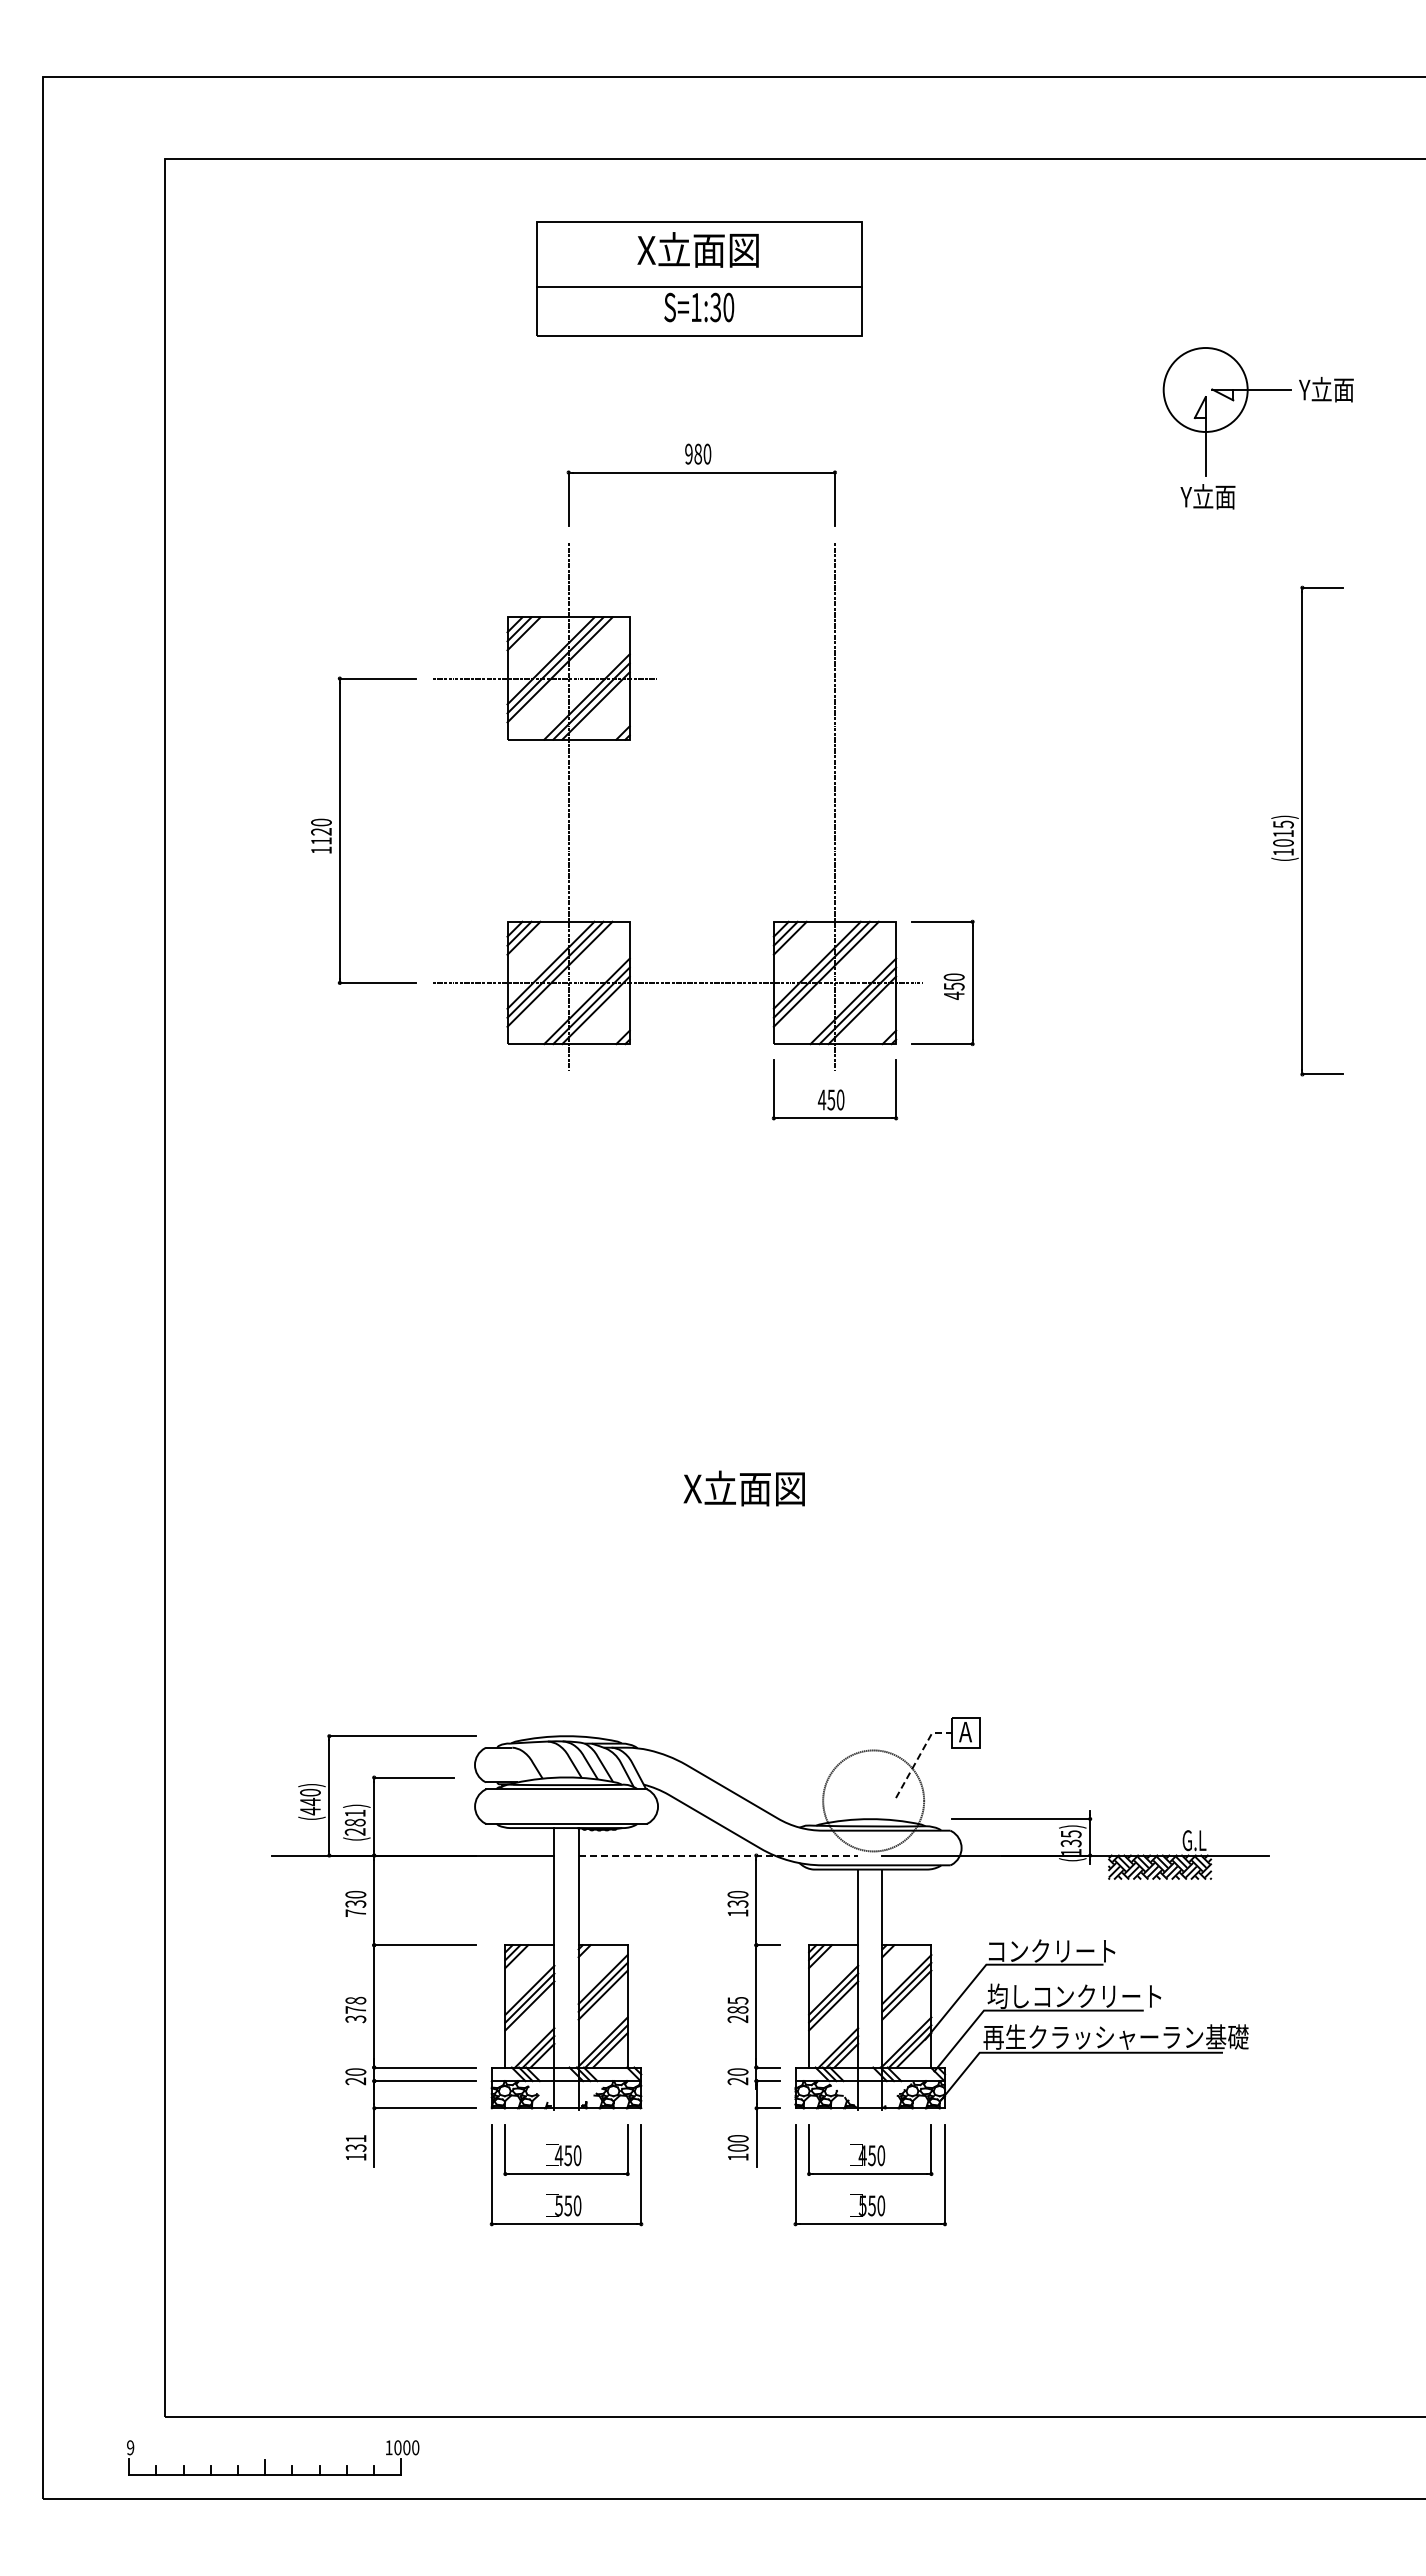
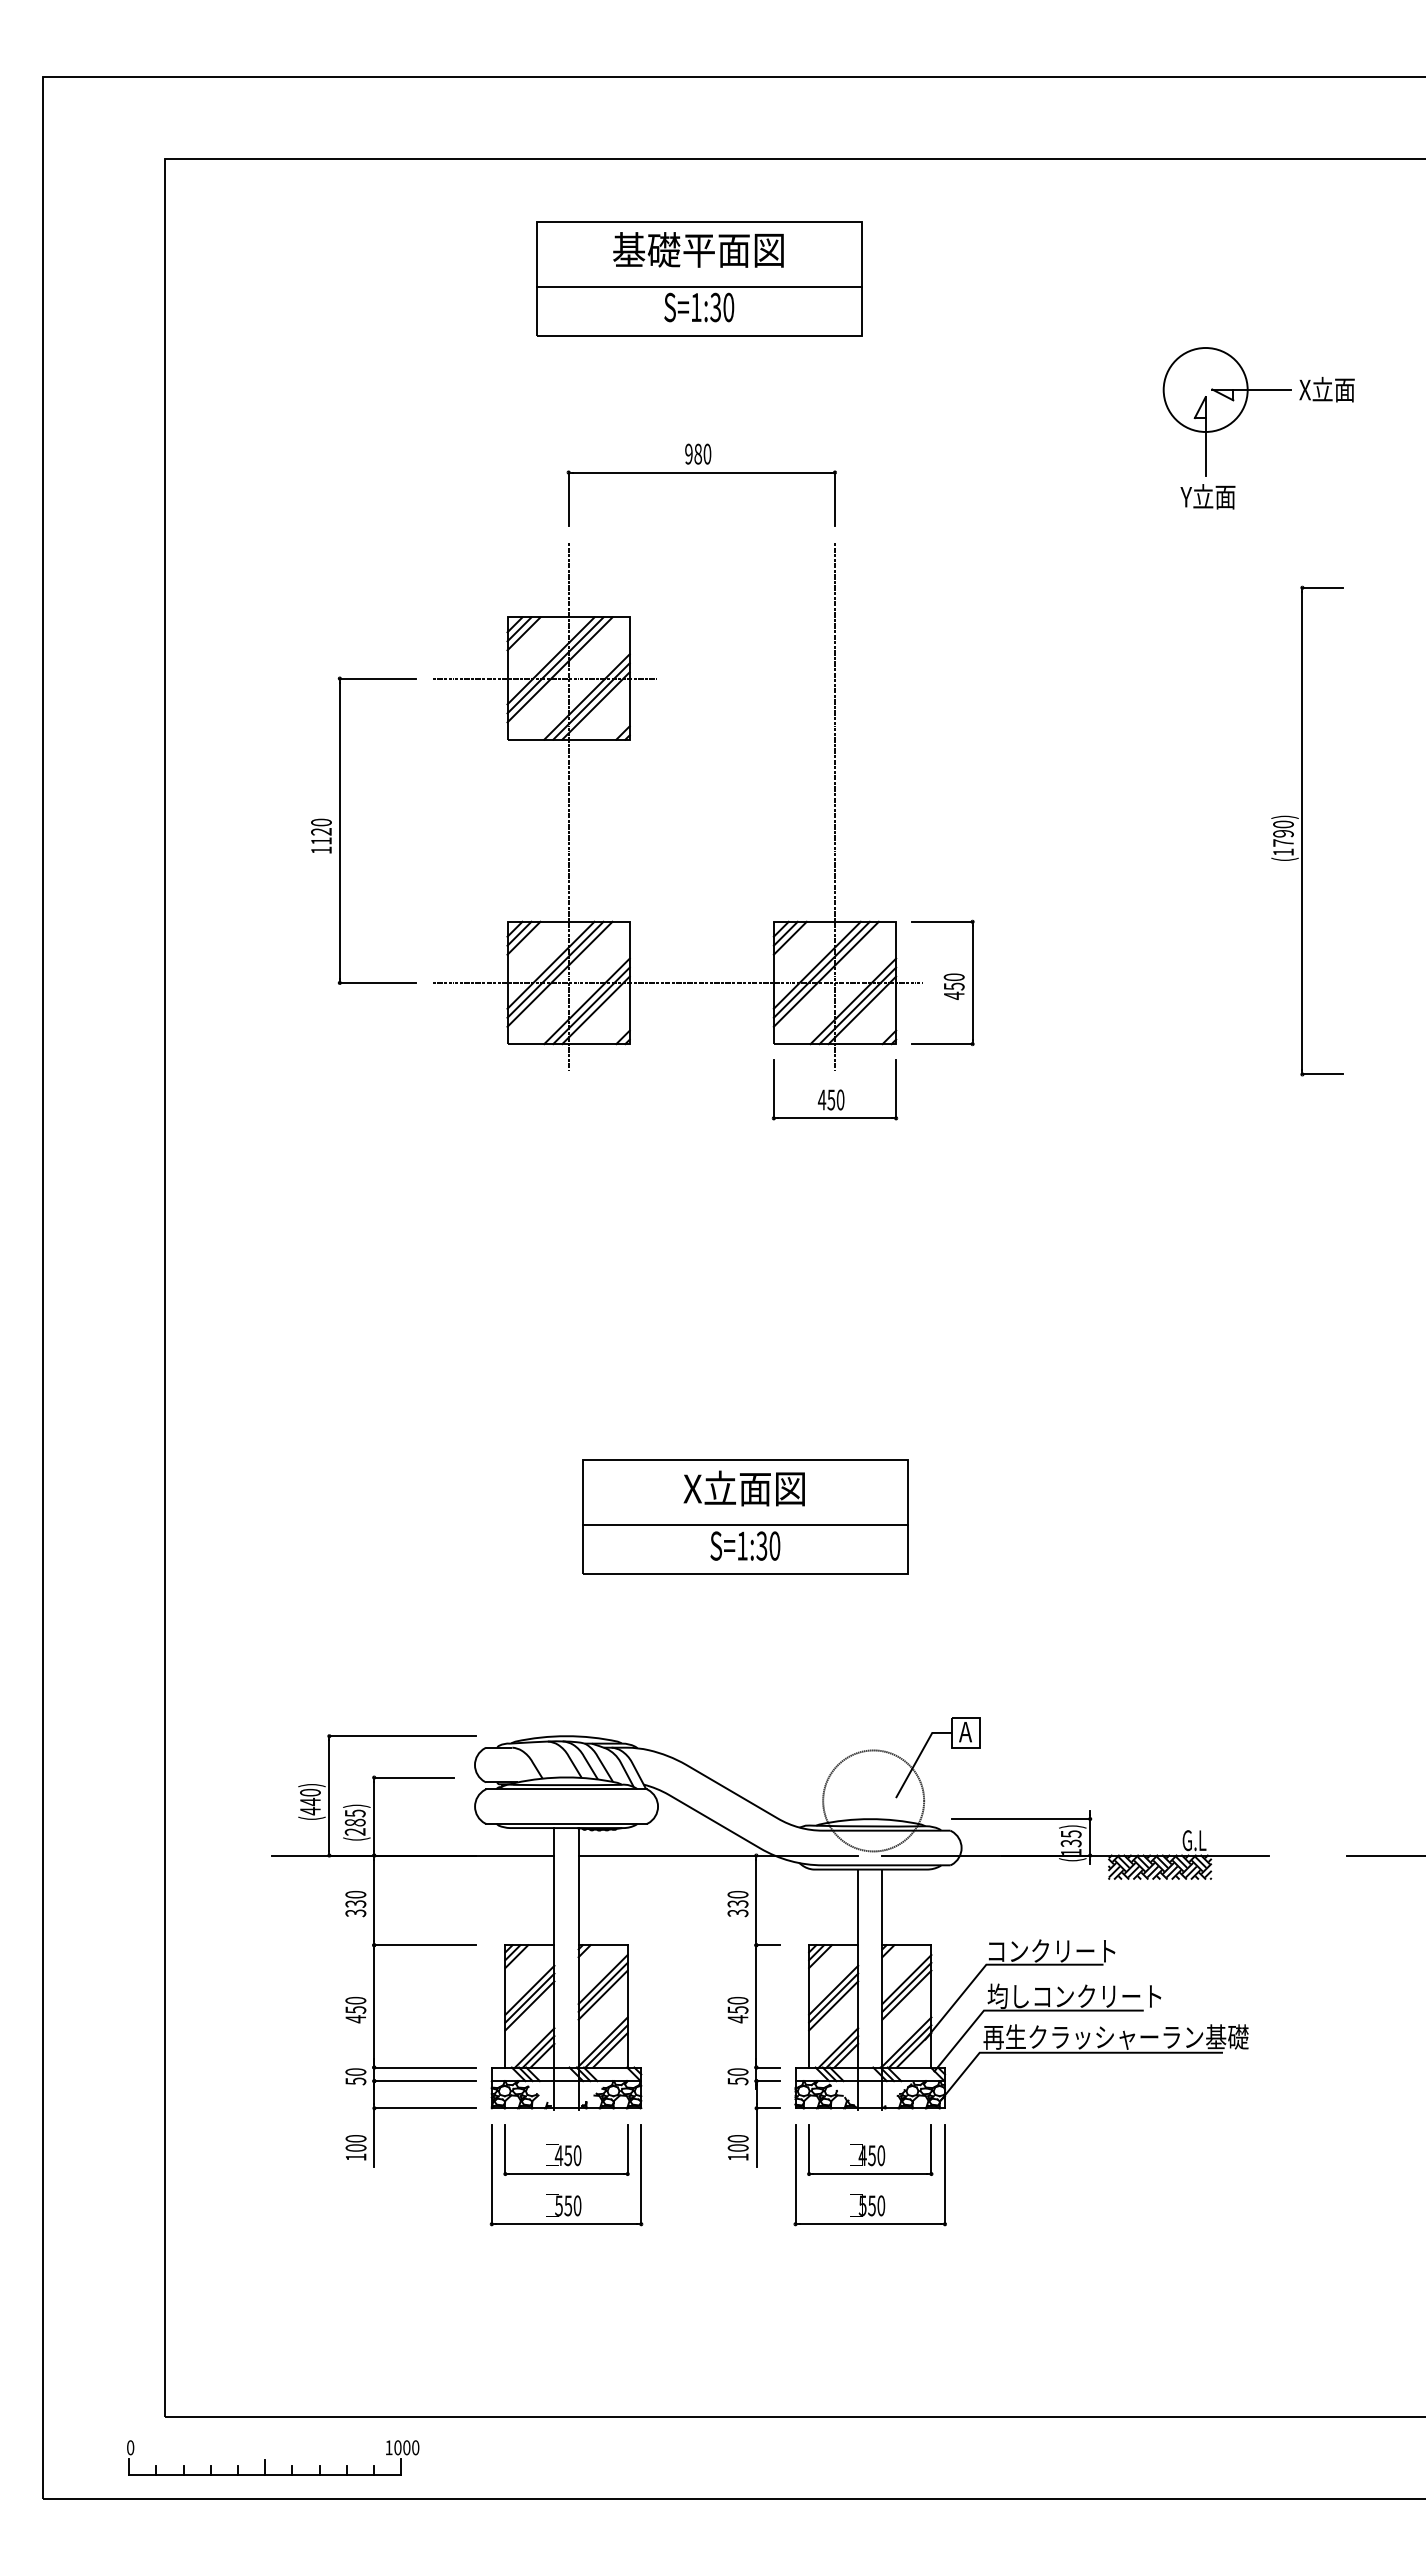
text: X立面図 -> 基礎平面図 (698, 249)
text: Y立面 -> X立面 (1326, 389)
text: (1015) -> (1790) (1283, 833)
part: none -> present (745, 1516)
line: dashed -> solid (919, 1756)
text: (281) -> (285) (355, 1813)
line: dashed -> solid (718, 1855)
line: none -> present (1384, 1855)
text: 730 -> 330 (355, 1913)
text: 130 -> 330 (737, 1913)
text: 378 -> 450 (355, 2009)
text: 285 -> 450 (737, 2010)
text: 20 -> 50 (355, 2081)
text: 20 -> 50 (737, 2081)
text: 131 -> 100 (355, 2143)
text: 9 -> 0 (130, 2447)
